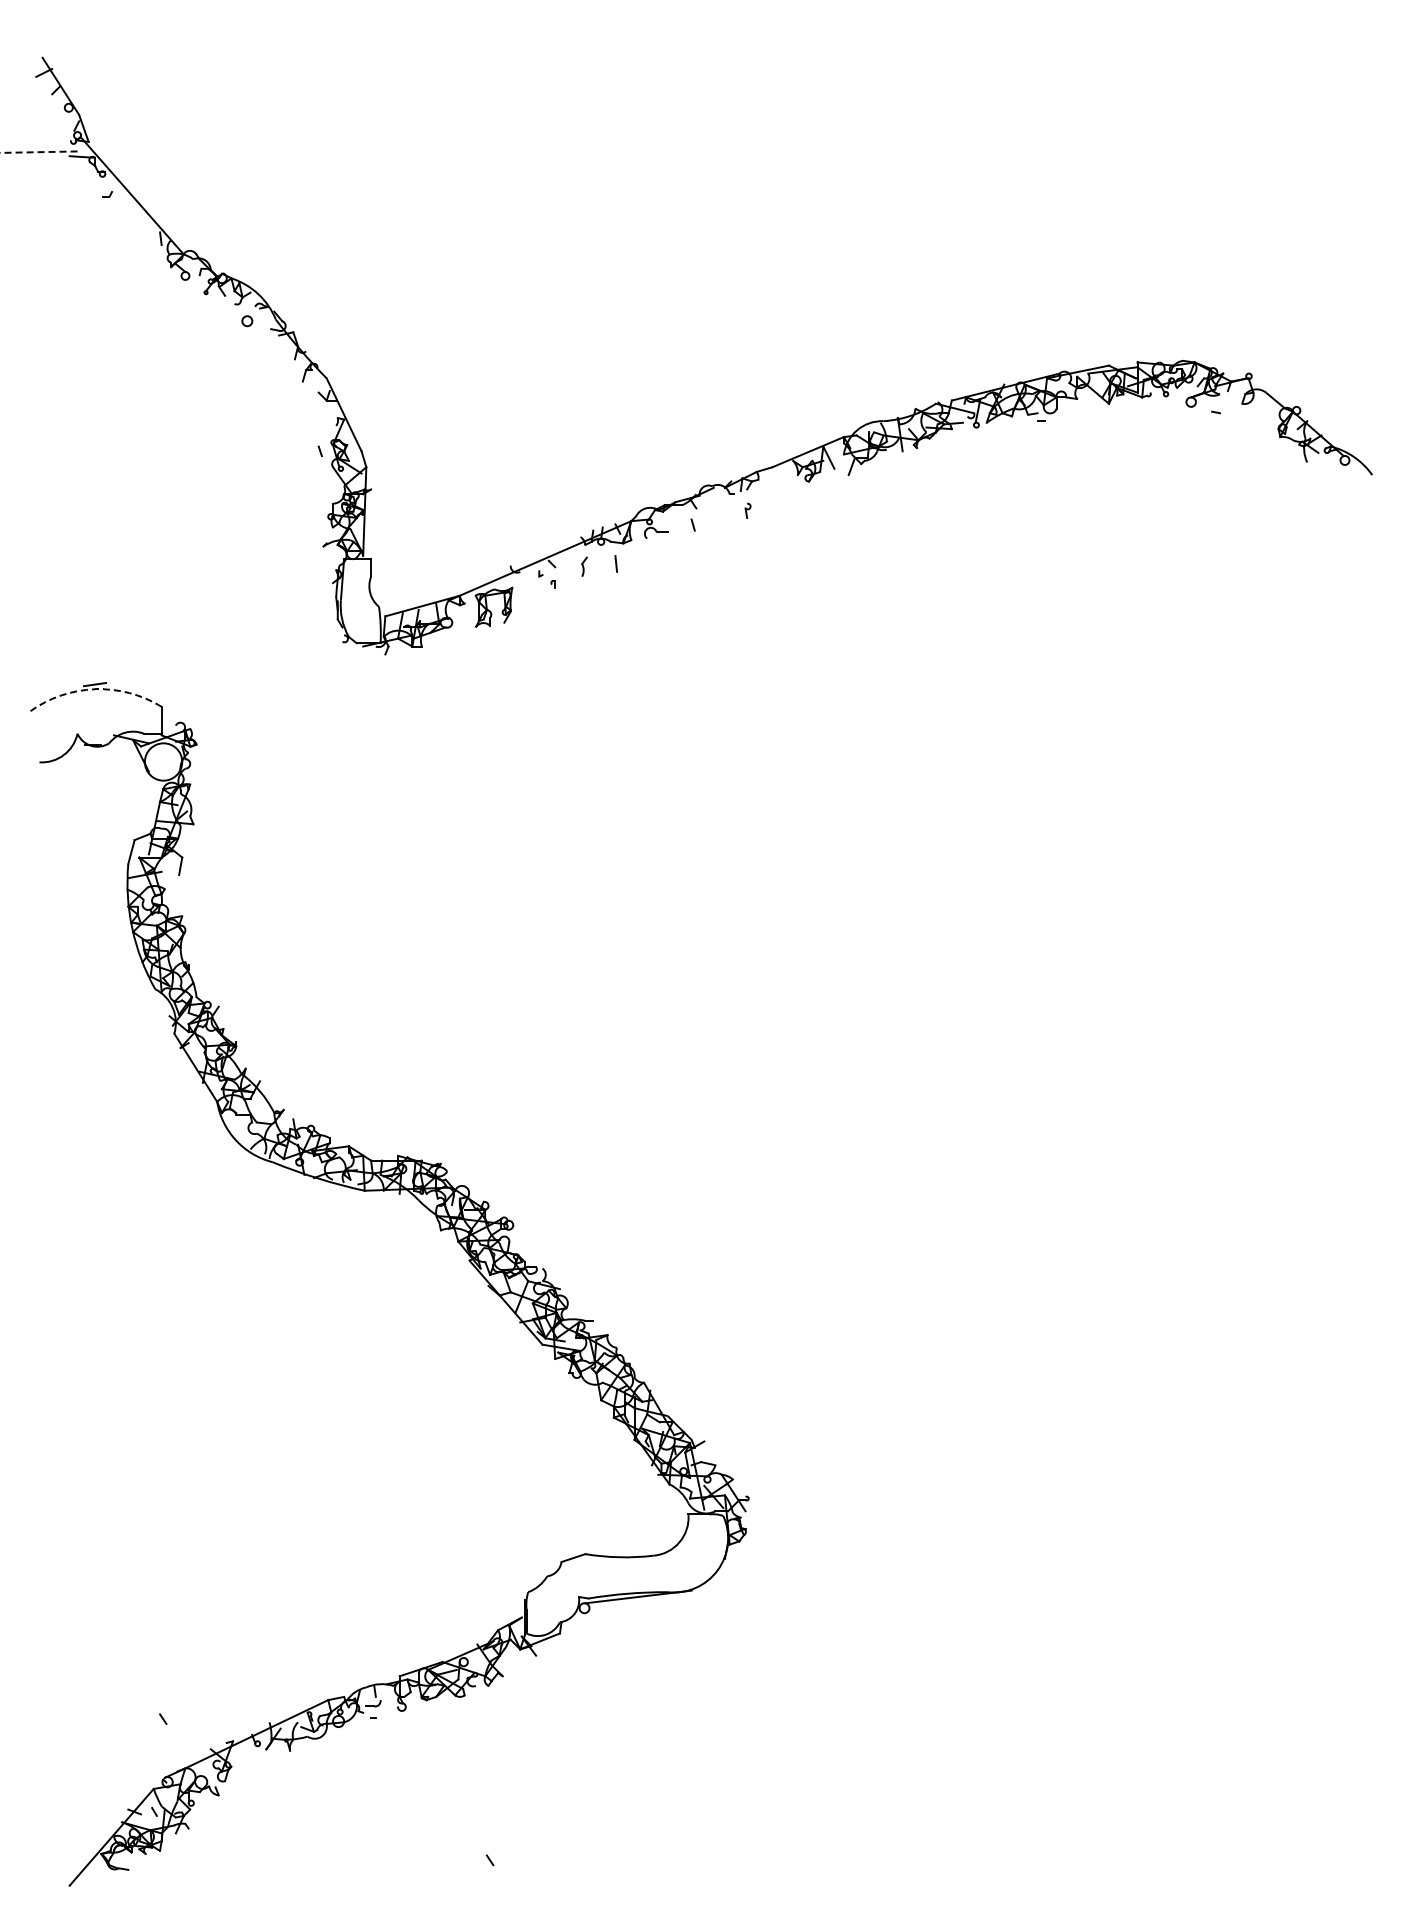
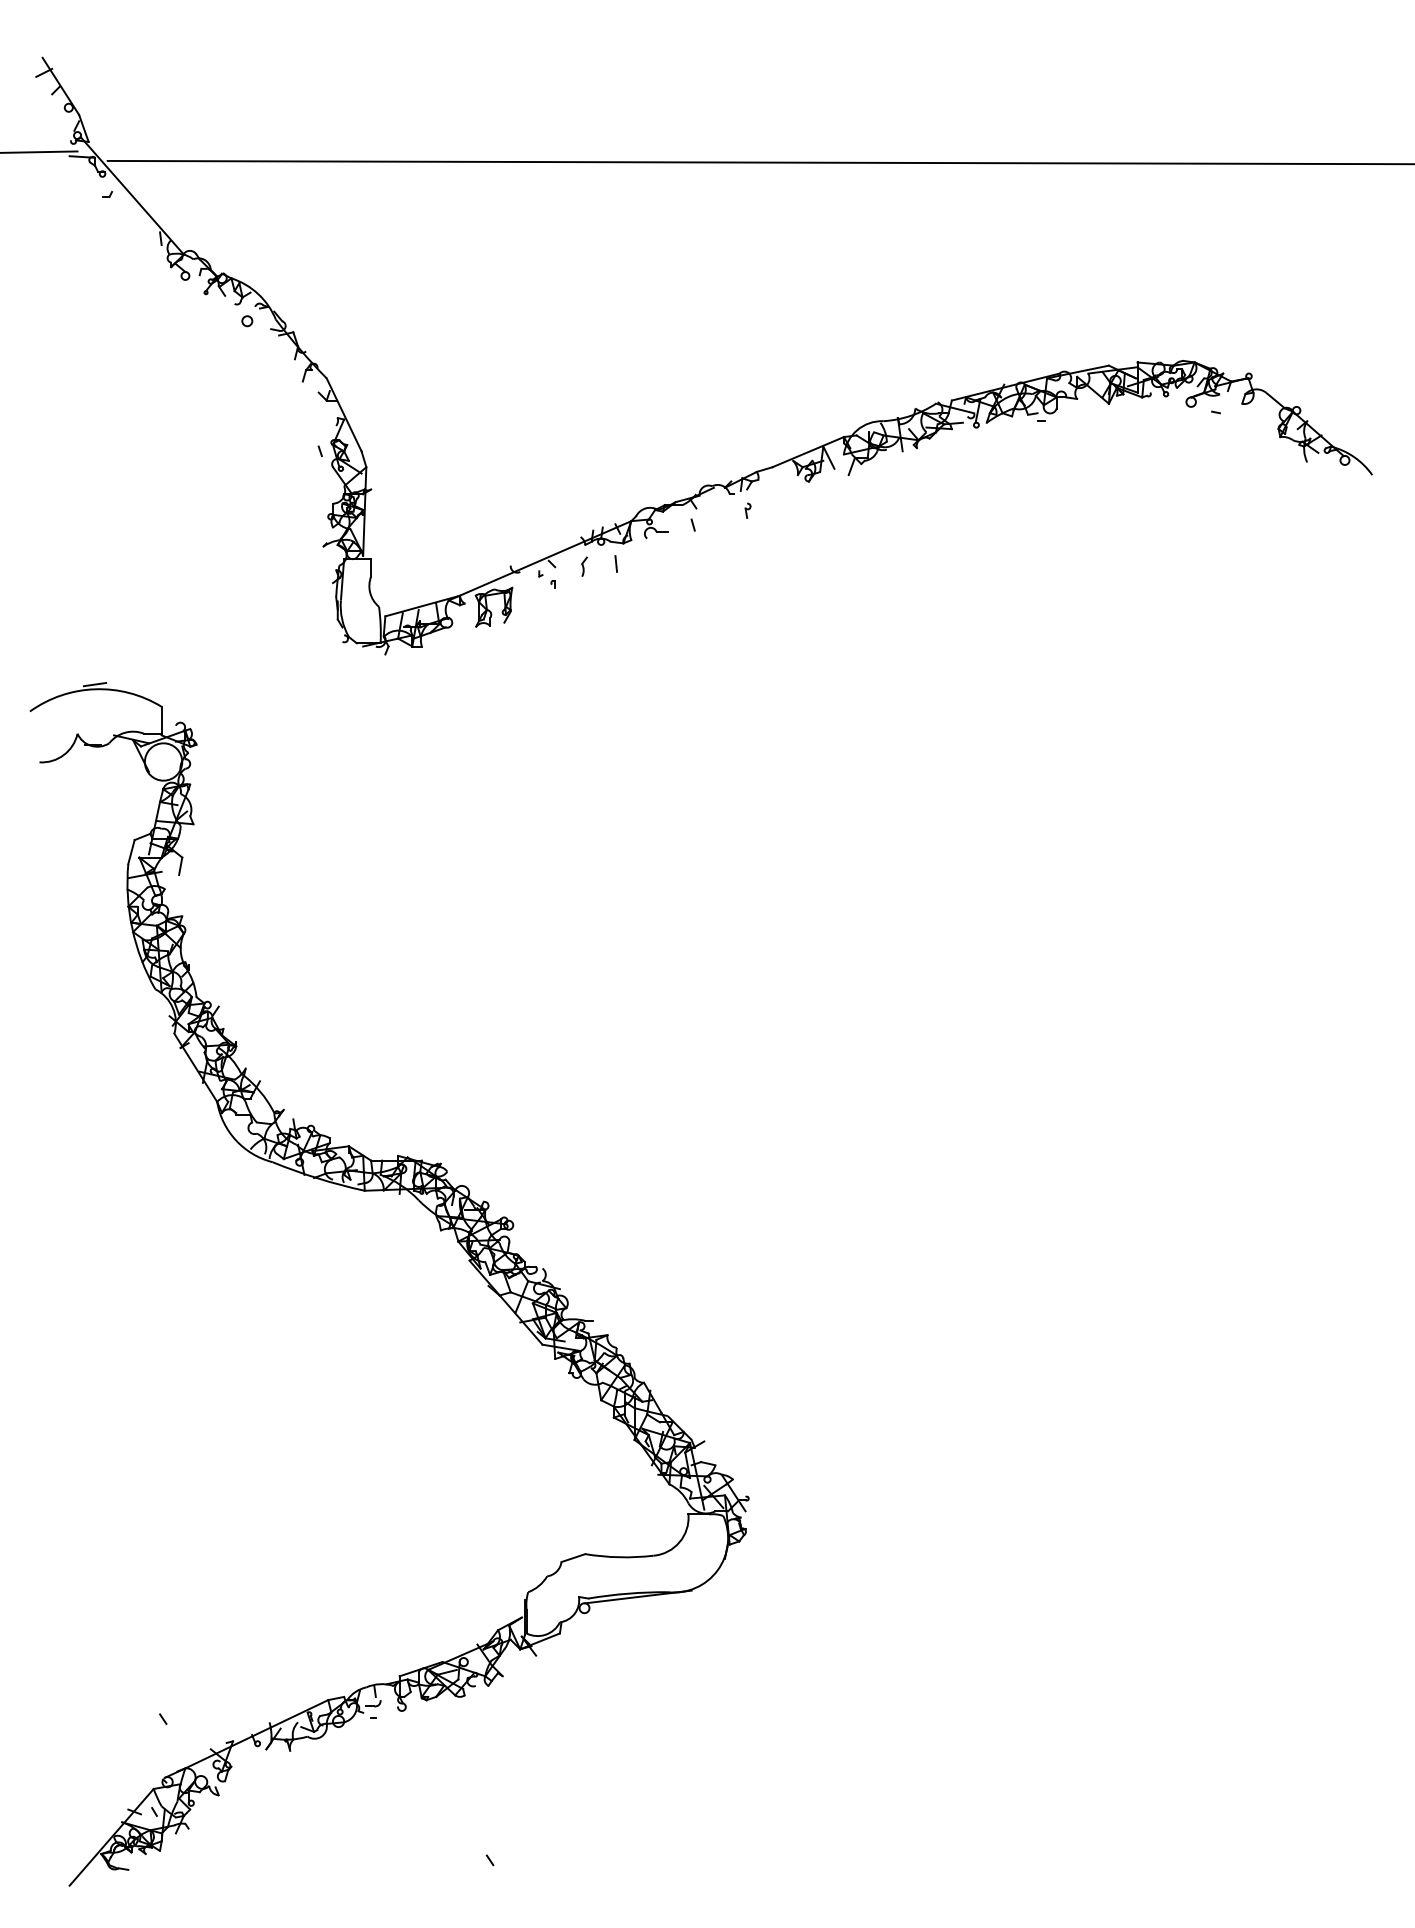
line: dashed -> solid (38, 152)
line: none -> present (759, 162)
arc: dashed -> solid (95, 689)
